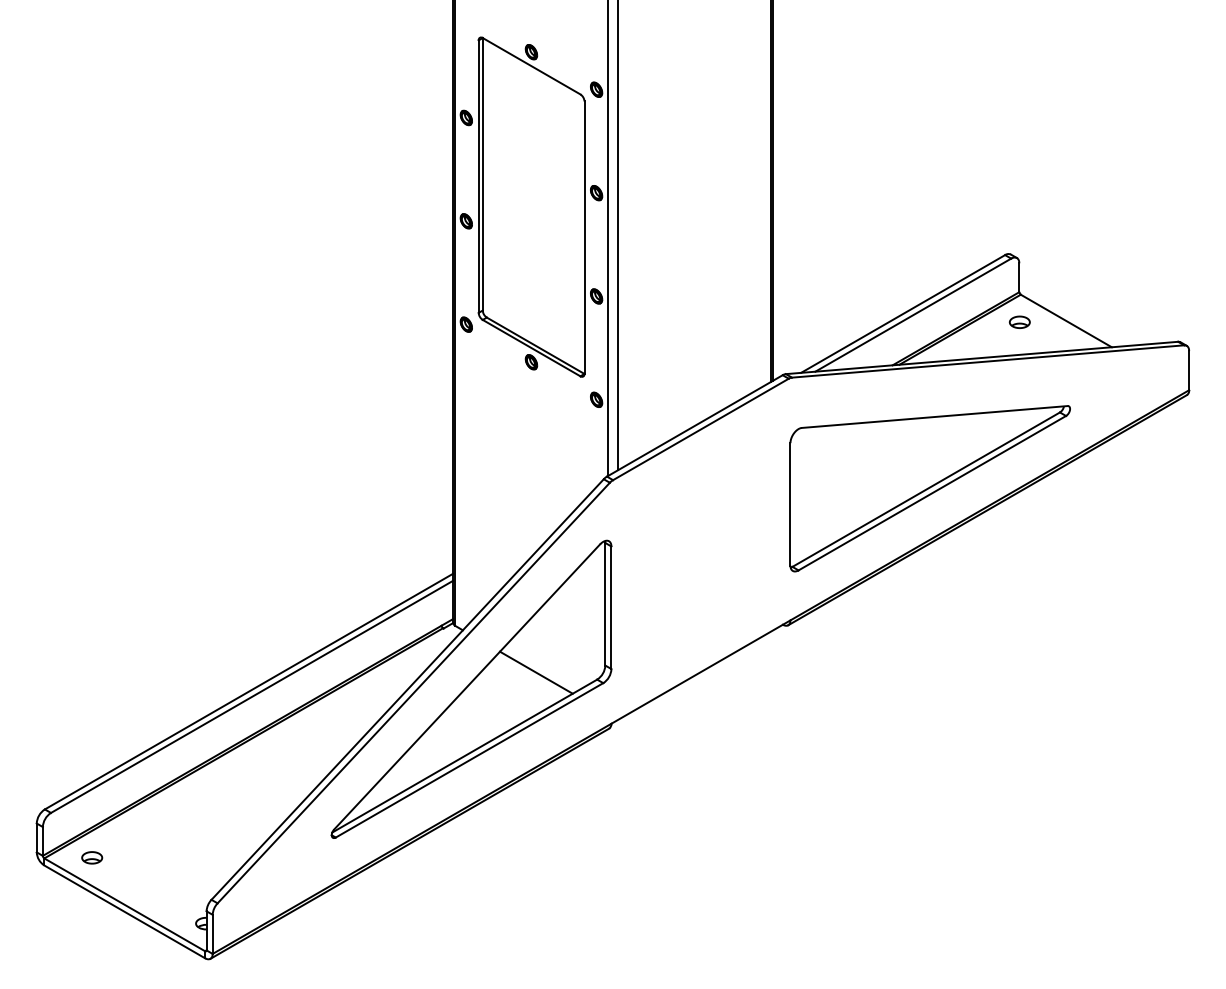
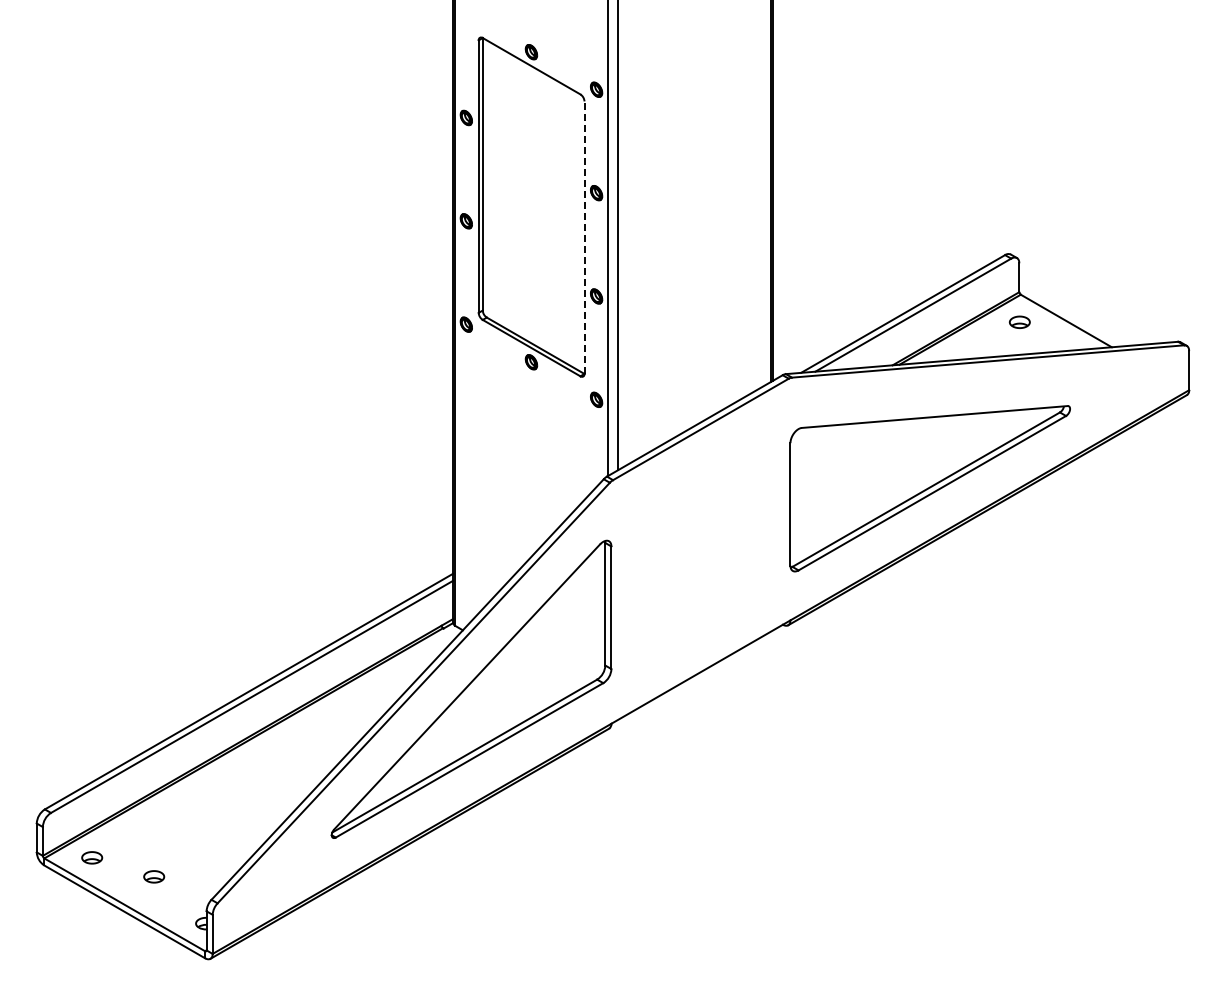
line: solid -> dashed (584, 237)
line: present -> none (536, 672)
part: none -> present (154, 876)
